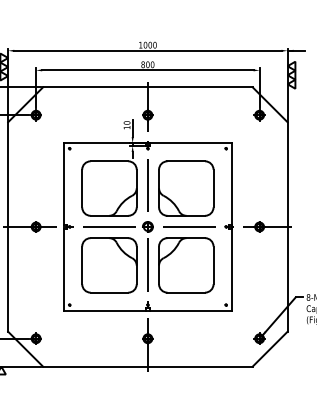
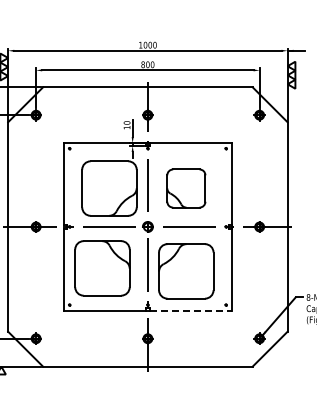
part size: 57x57 px -> 41x41 px (186, 188)
part position: (109, 265) -> (102, 268) (102, 268)
part position: (186, 265) -> (186, 271) (186, 271)
line: solid -> dashed (190, 310)
